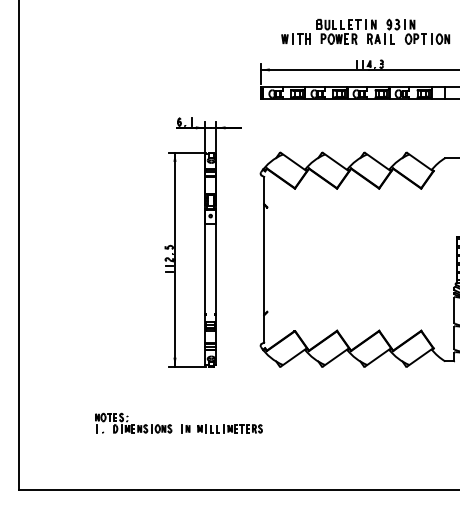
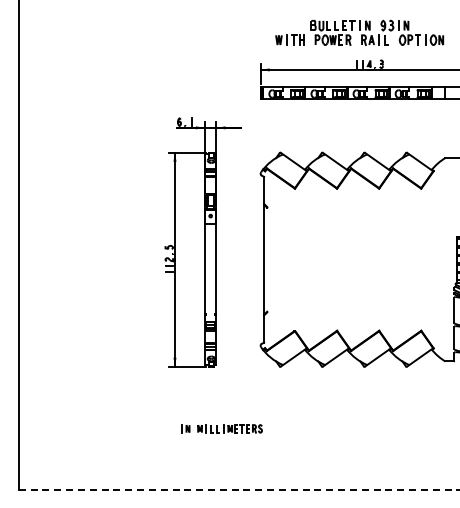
part position: (365, 31) -> (359, 32) (359, 32)
part: present -> none (133, 422)
line: solid -> dashed (239, 489)
